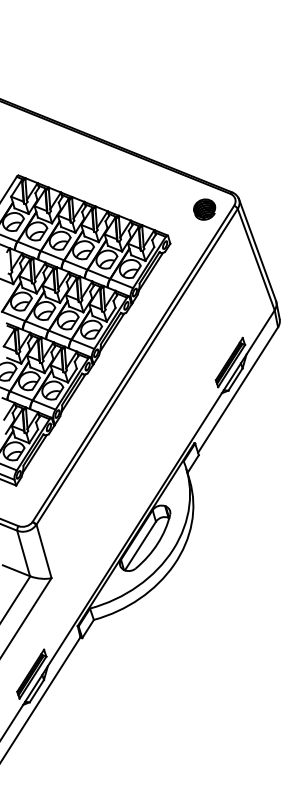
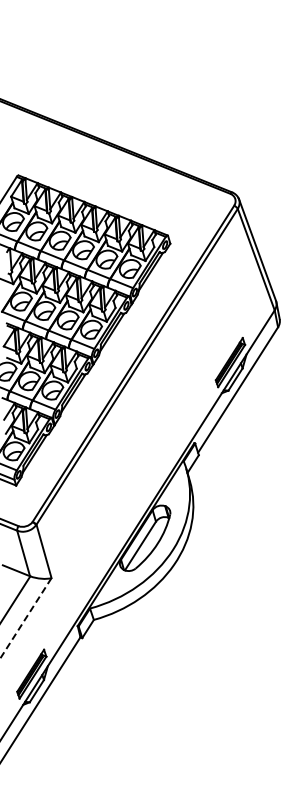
part: present -> none (204, 209)
line: solid -> dashed (25, 618)
